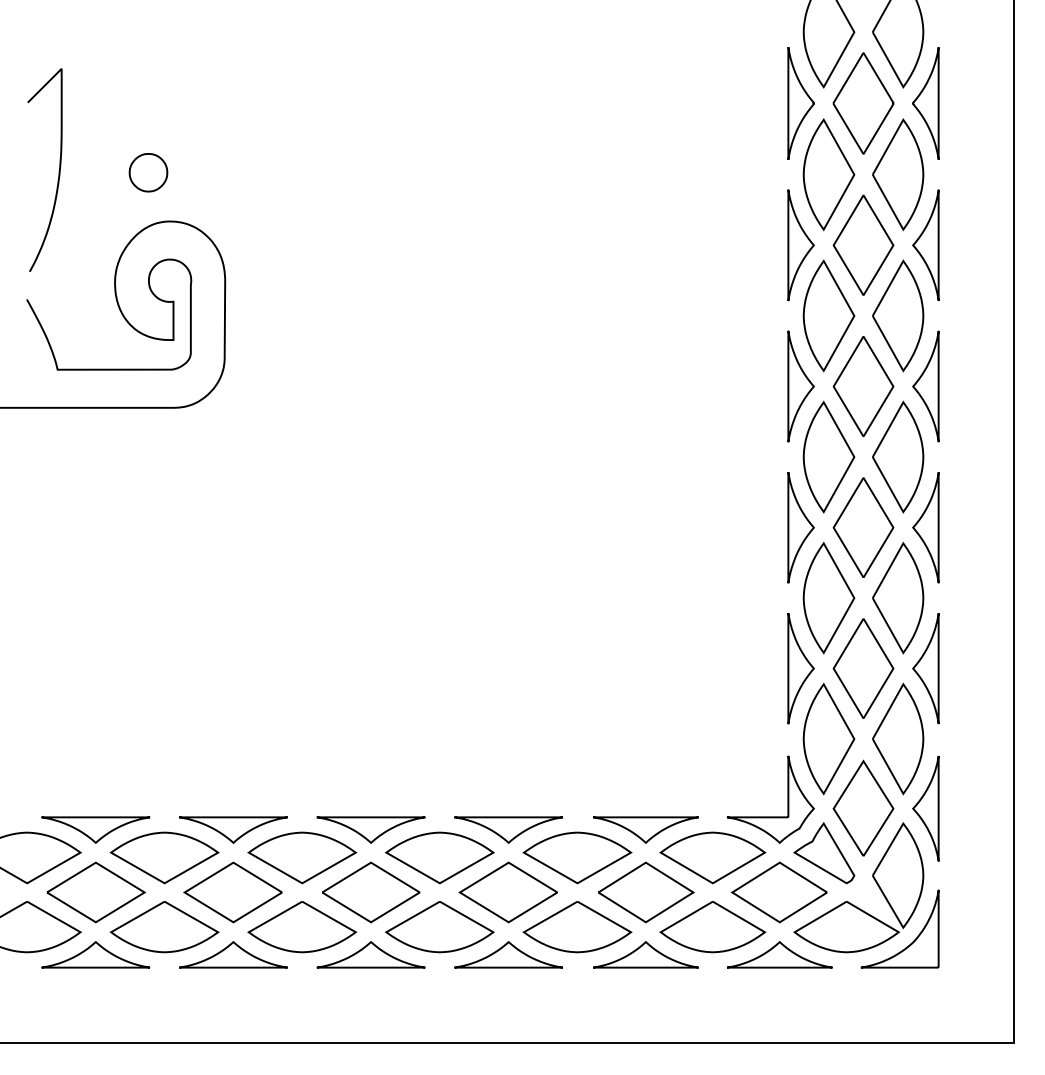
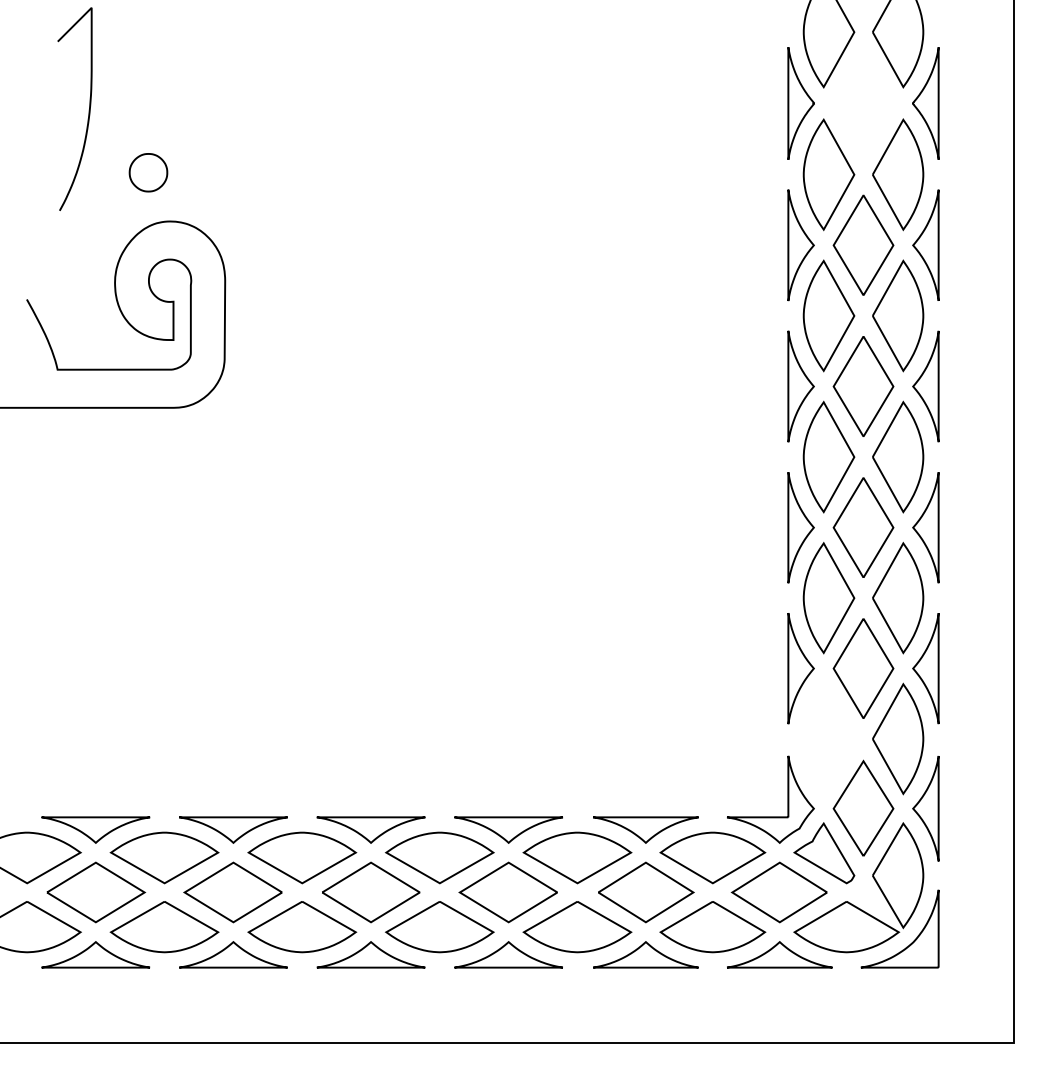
part: present -> none (863, 103)
curve position: (58, 171) -> (88, 110) (88, 110)
part: present -> none (828, 738)
